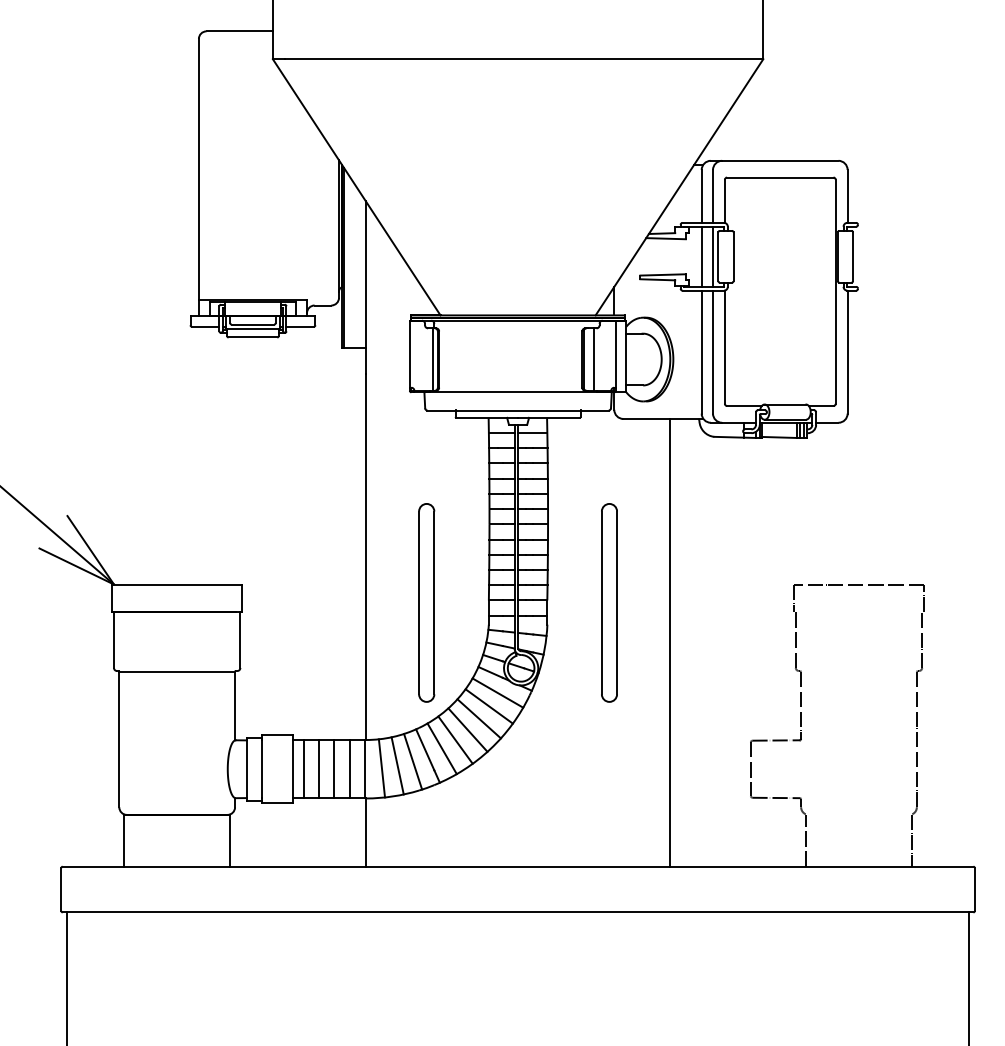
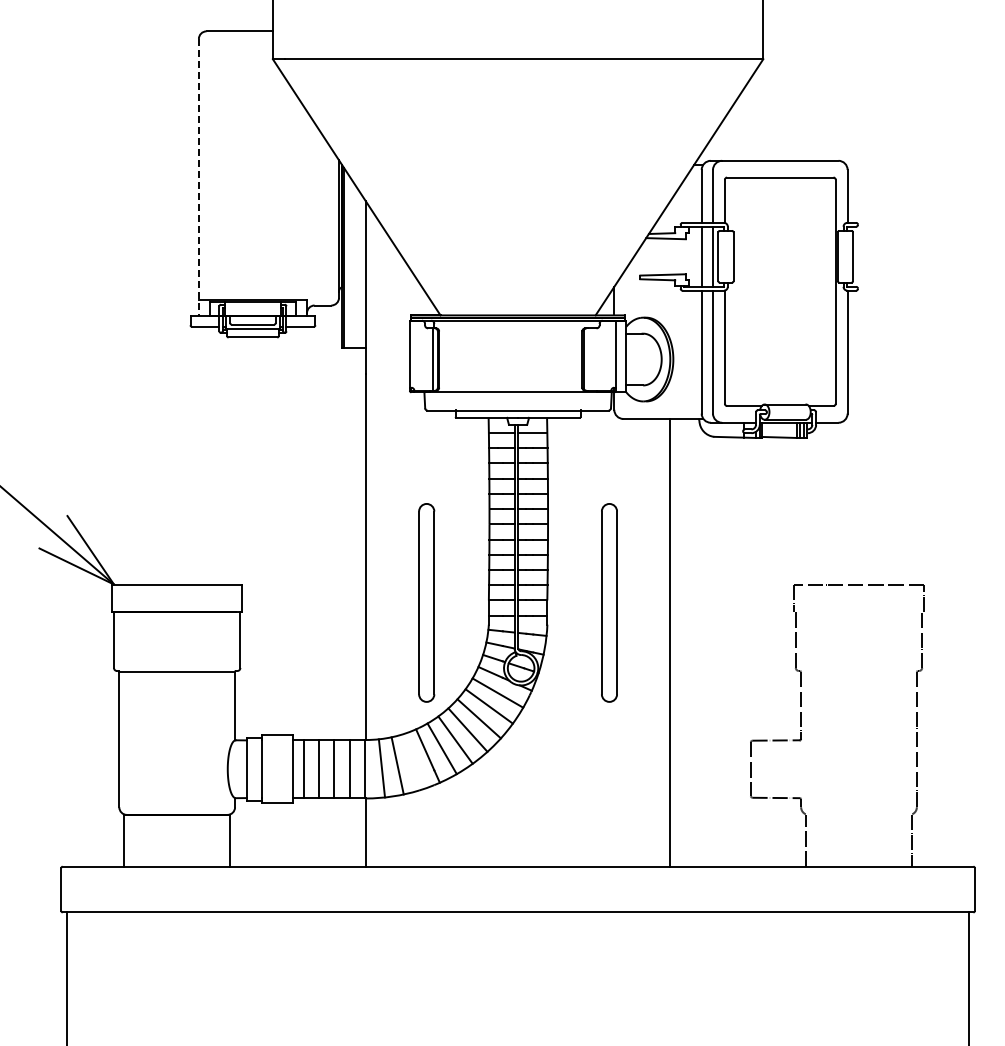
line: solid -> dashed (198, 177)
line: present -> none (593, 359)
line: present -> none (413, 761)
